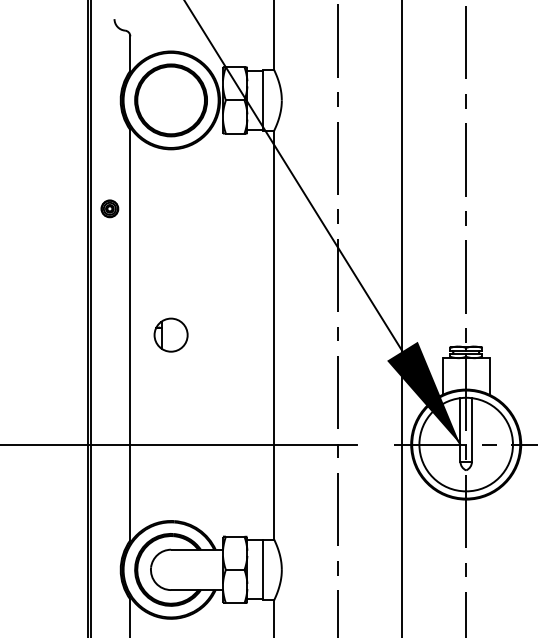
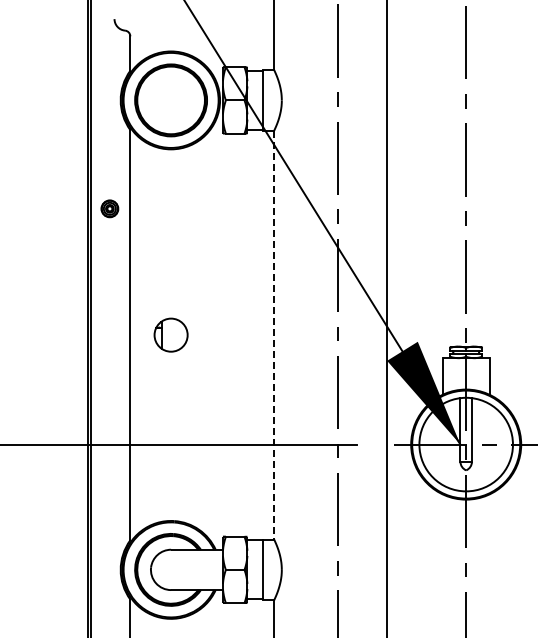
line position: (402, 318) -> (387, 318) (387, 318)
line: solid -> dashed (274, 335)
